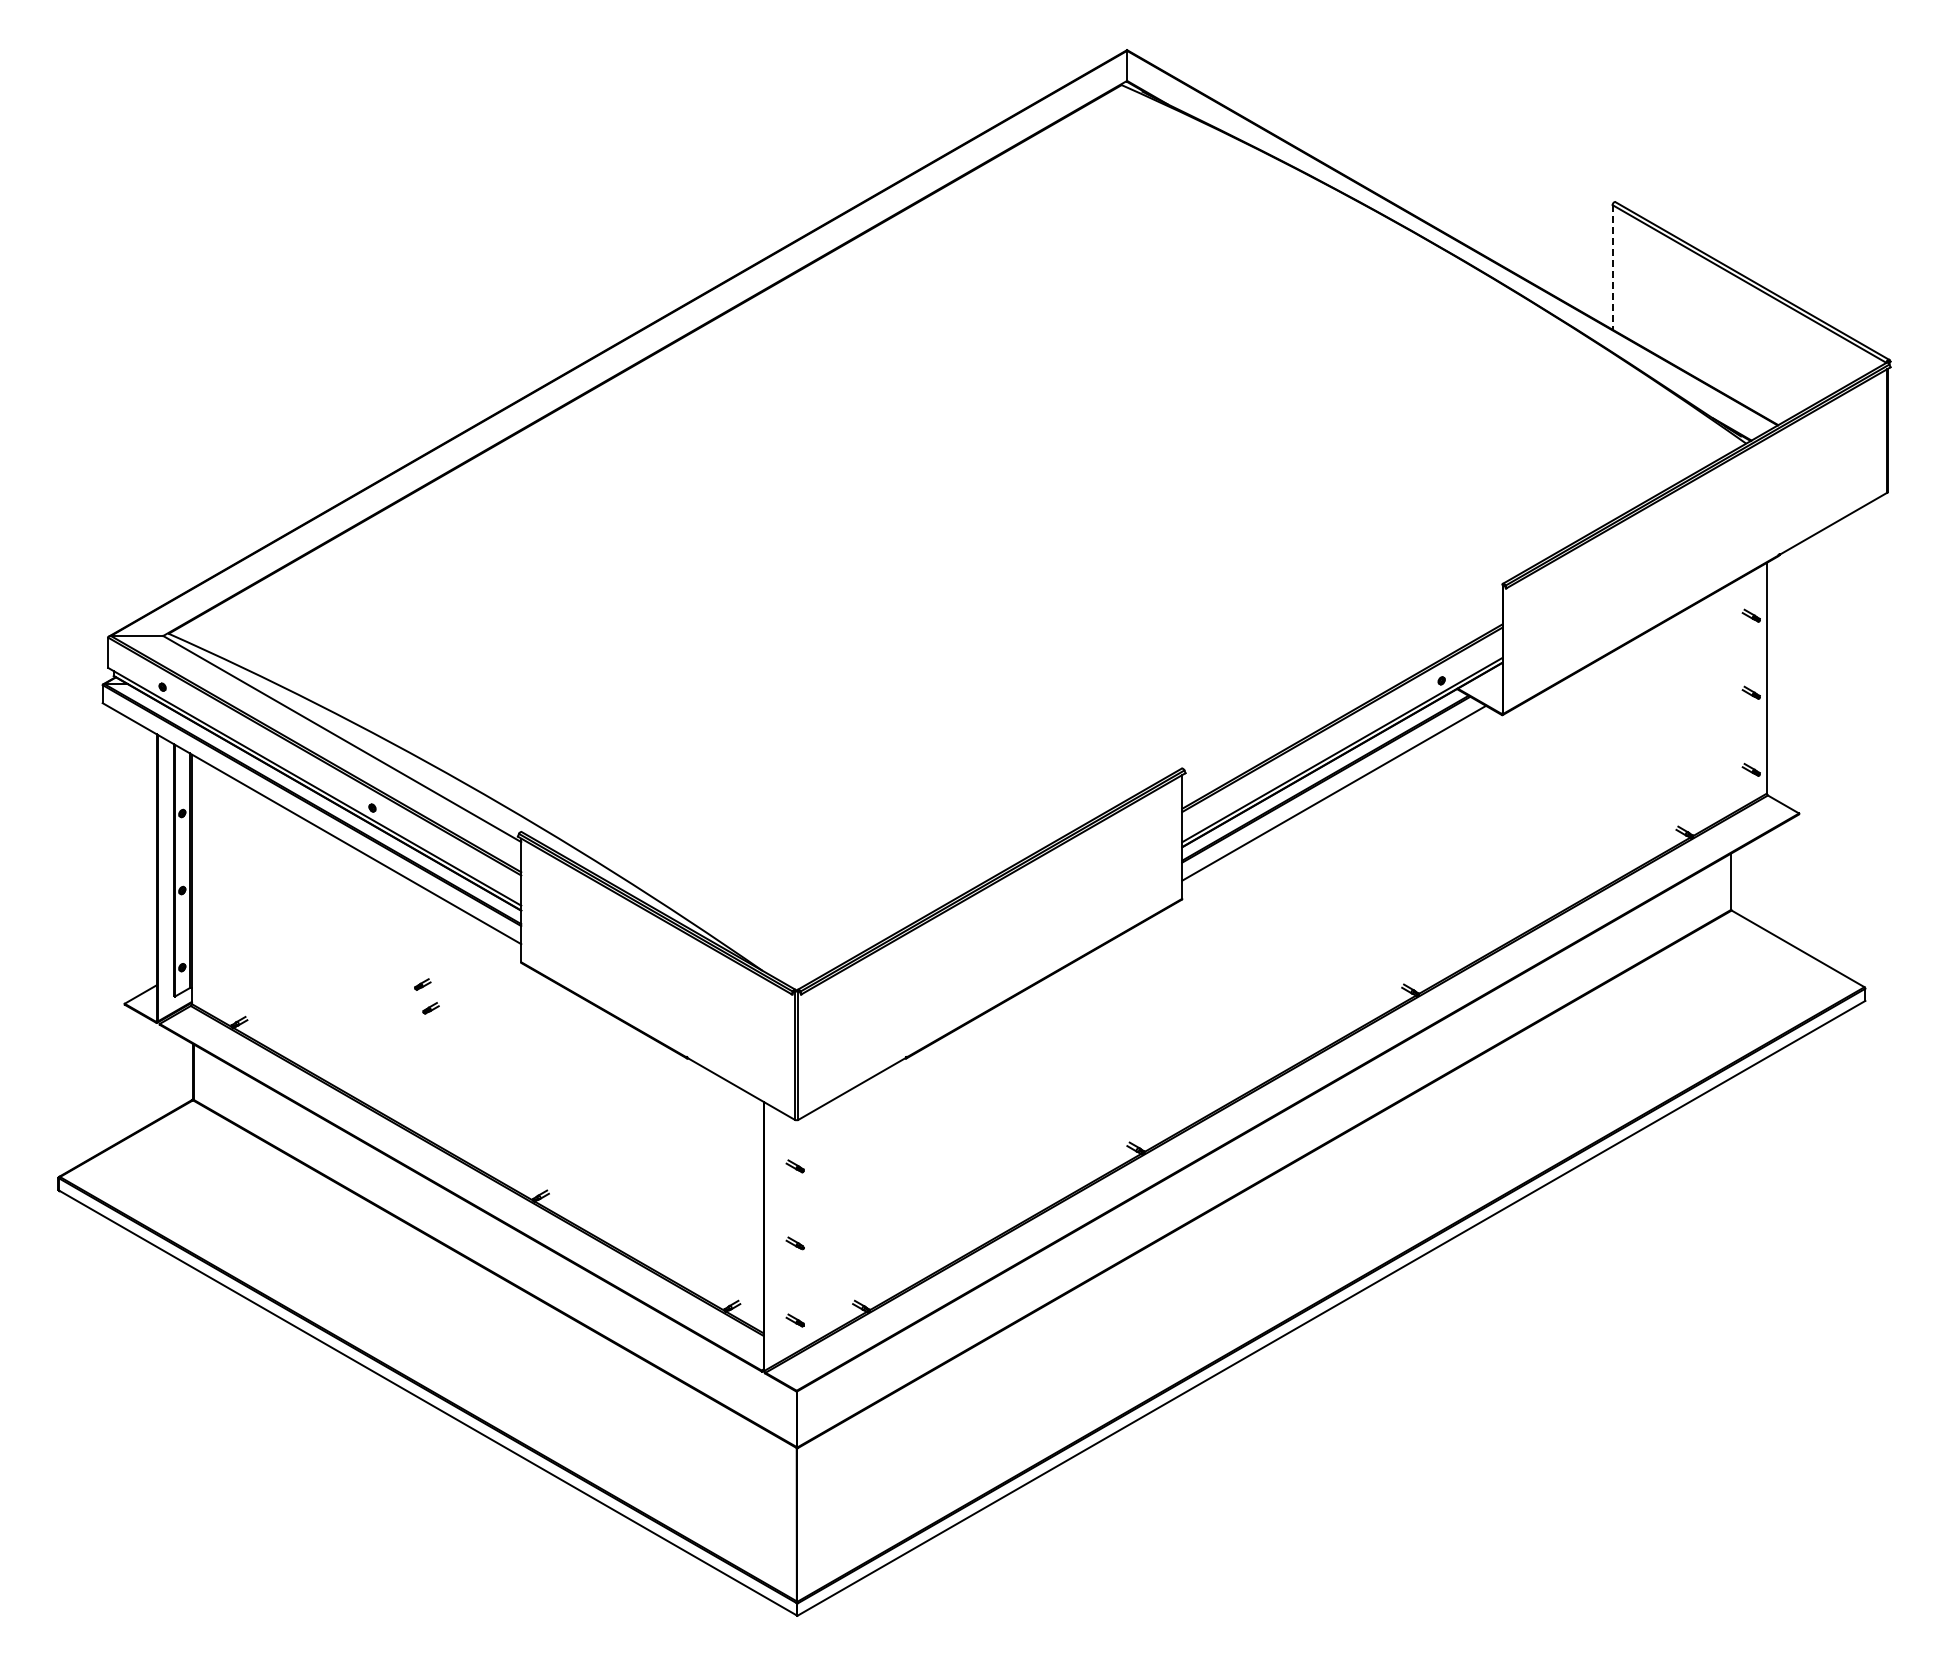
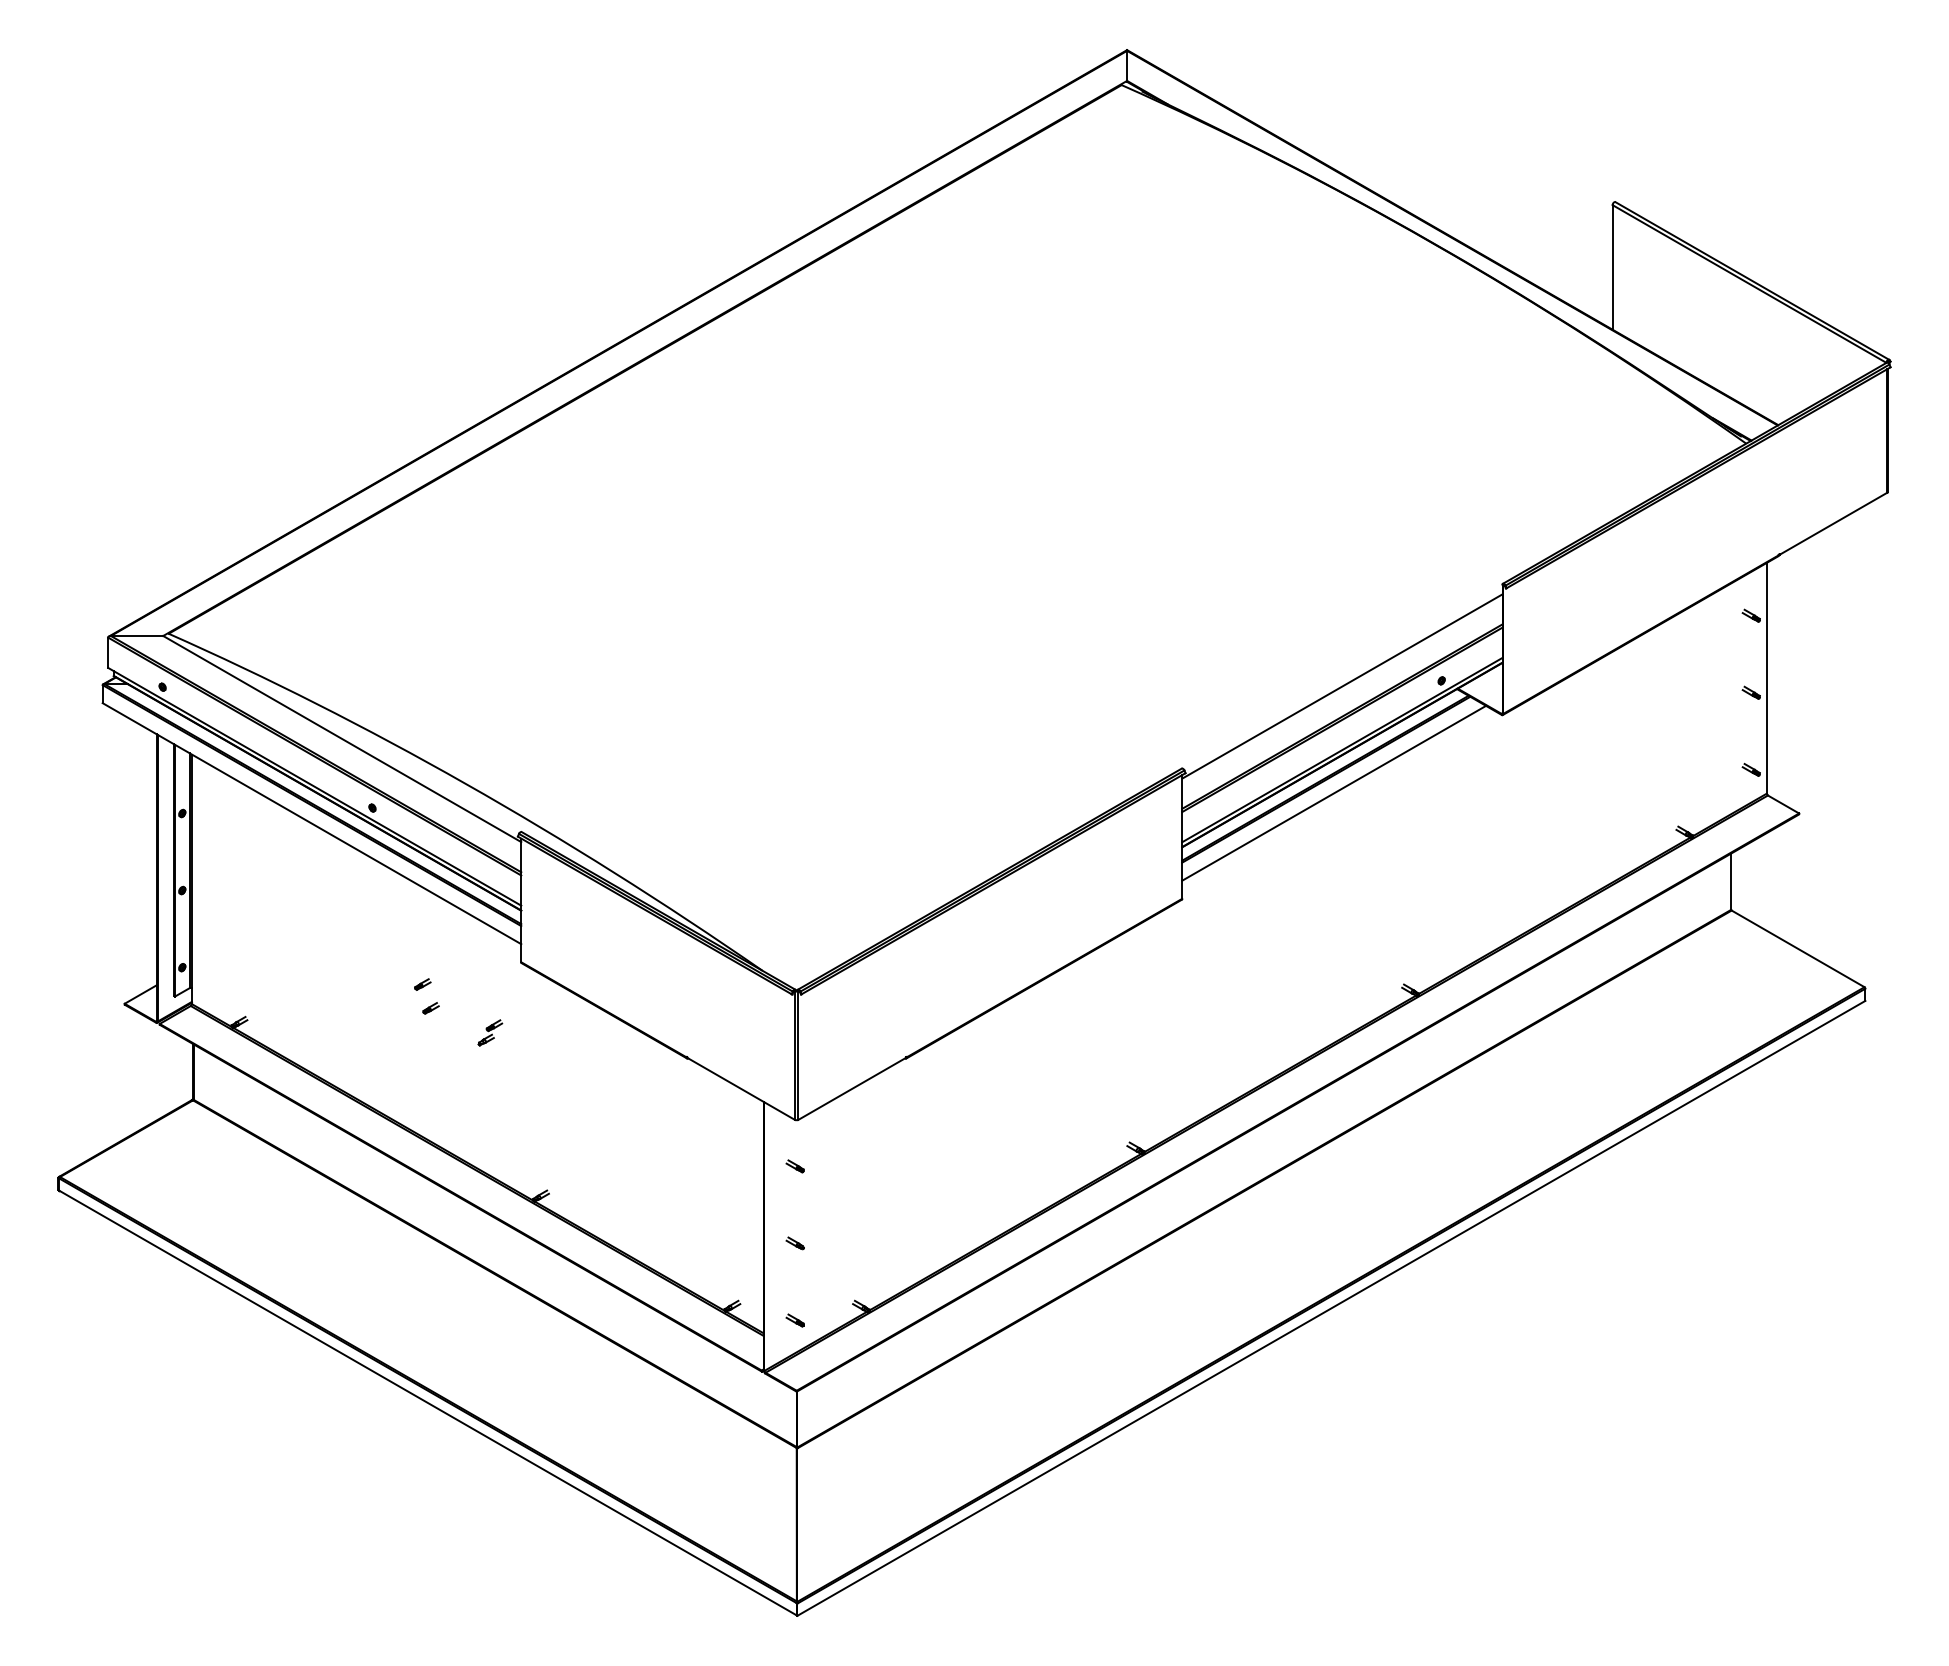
line: dashed -> solid (1612, 267)
line: none -> present (1342, 686)
part: none -> present (490, 1032)
